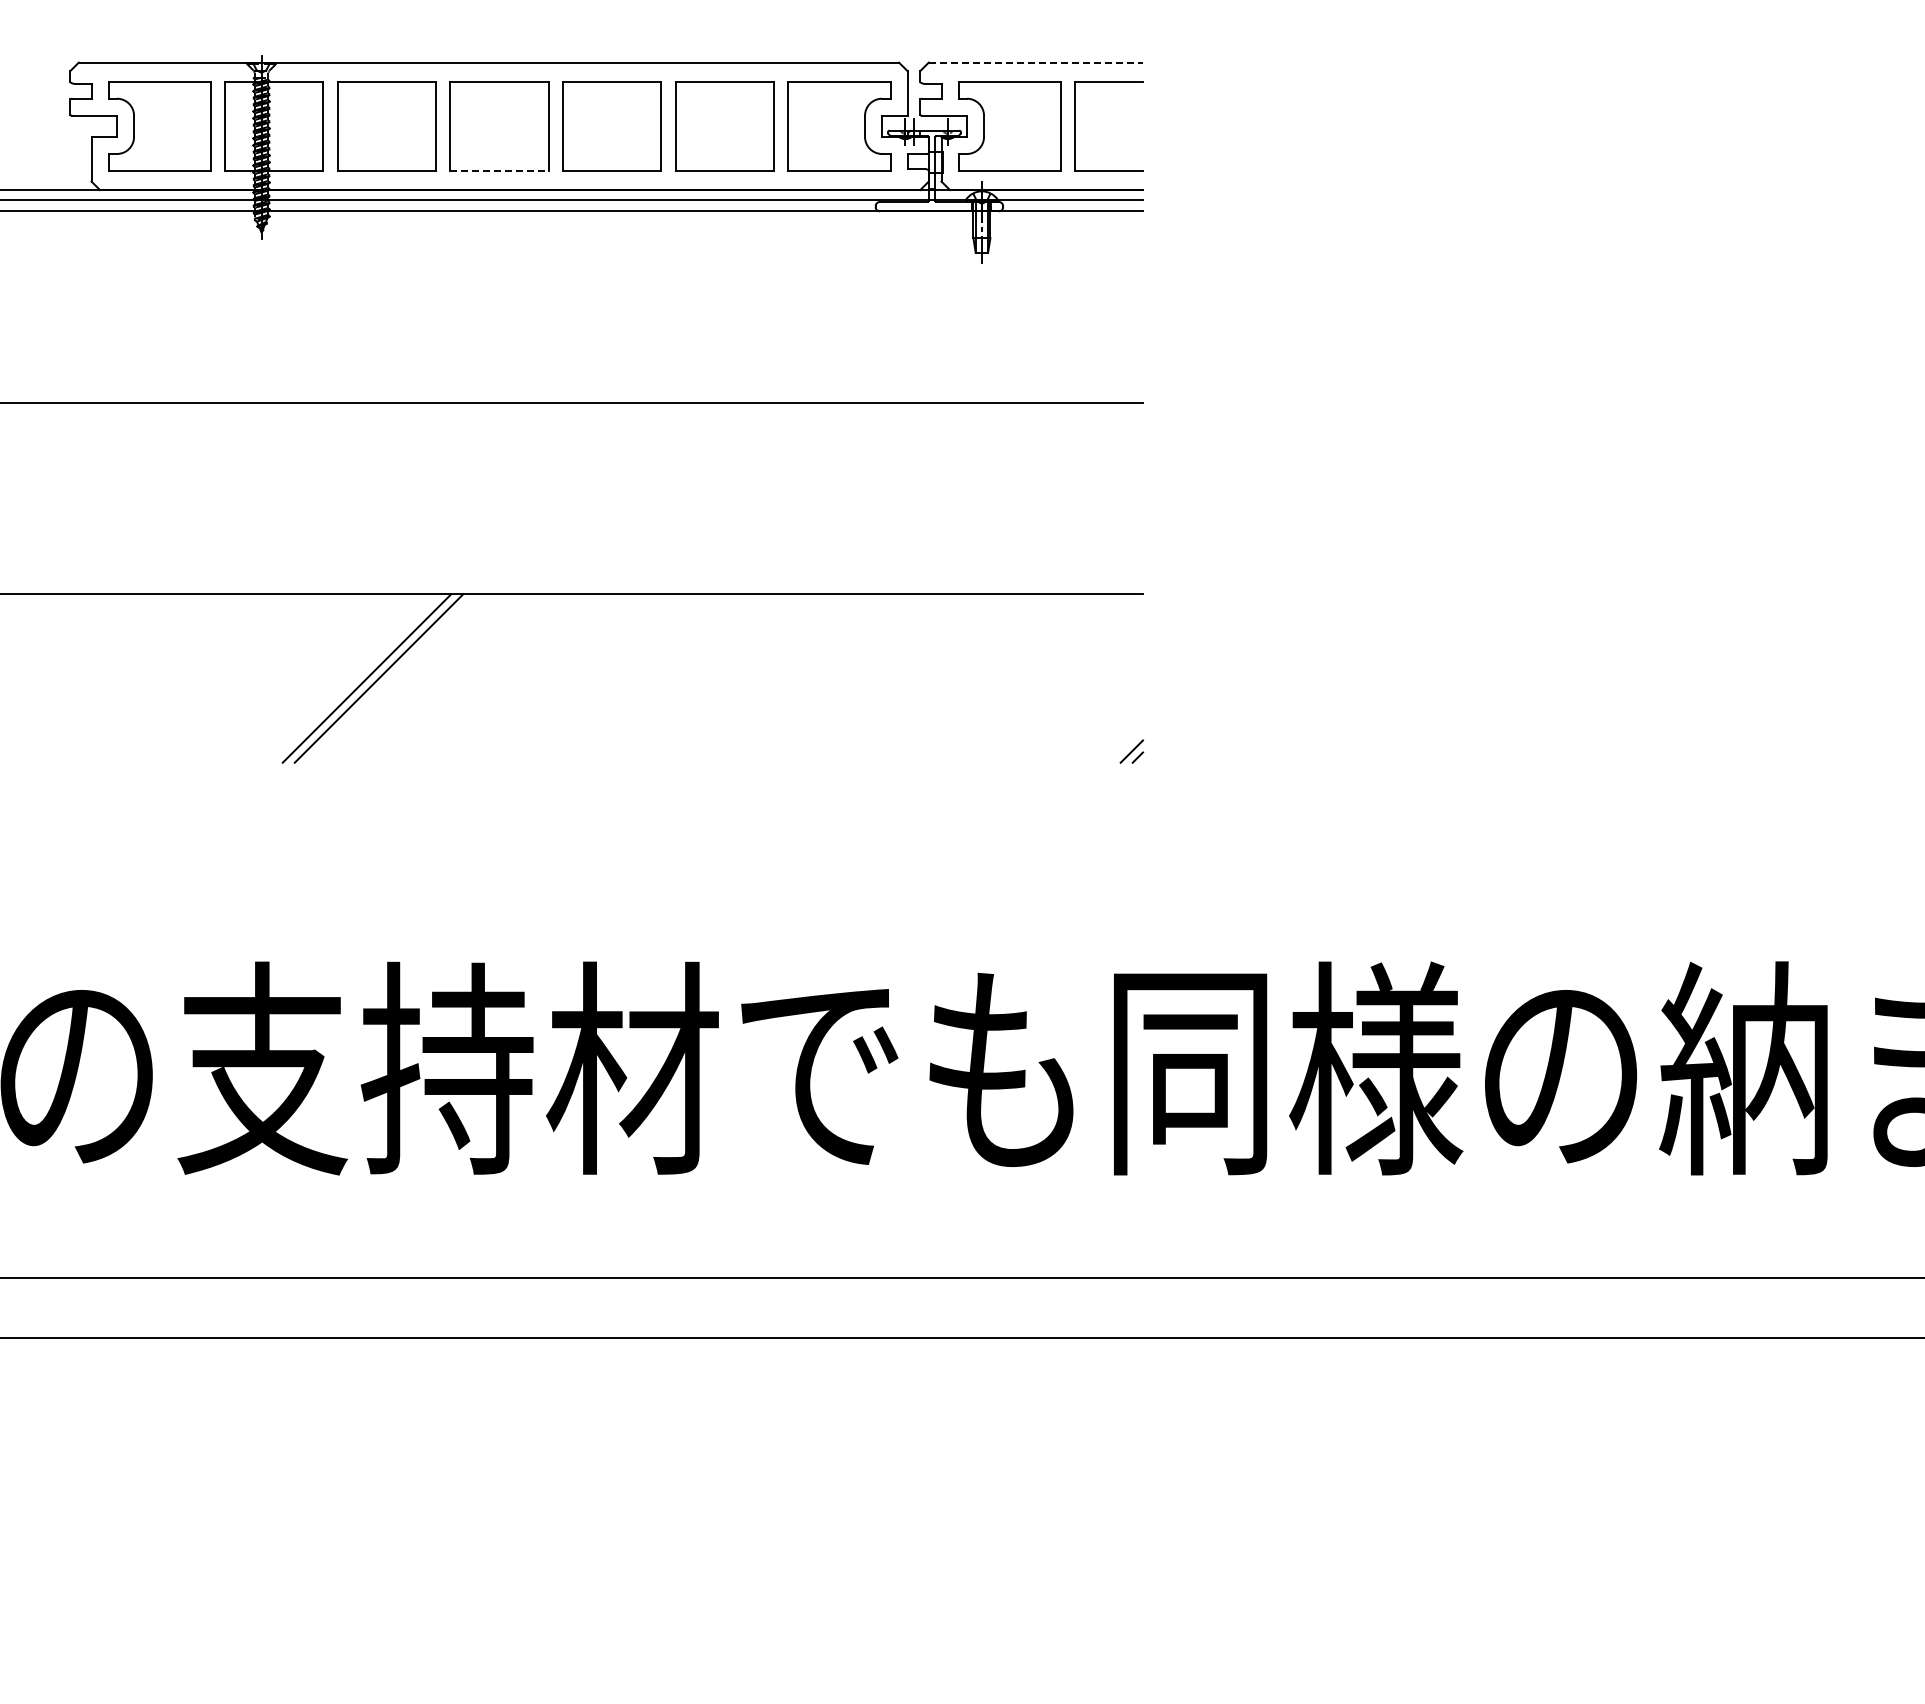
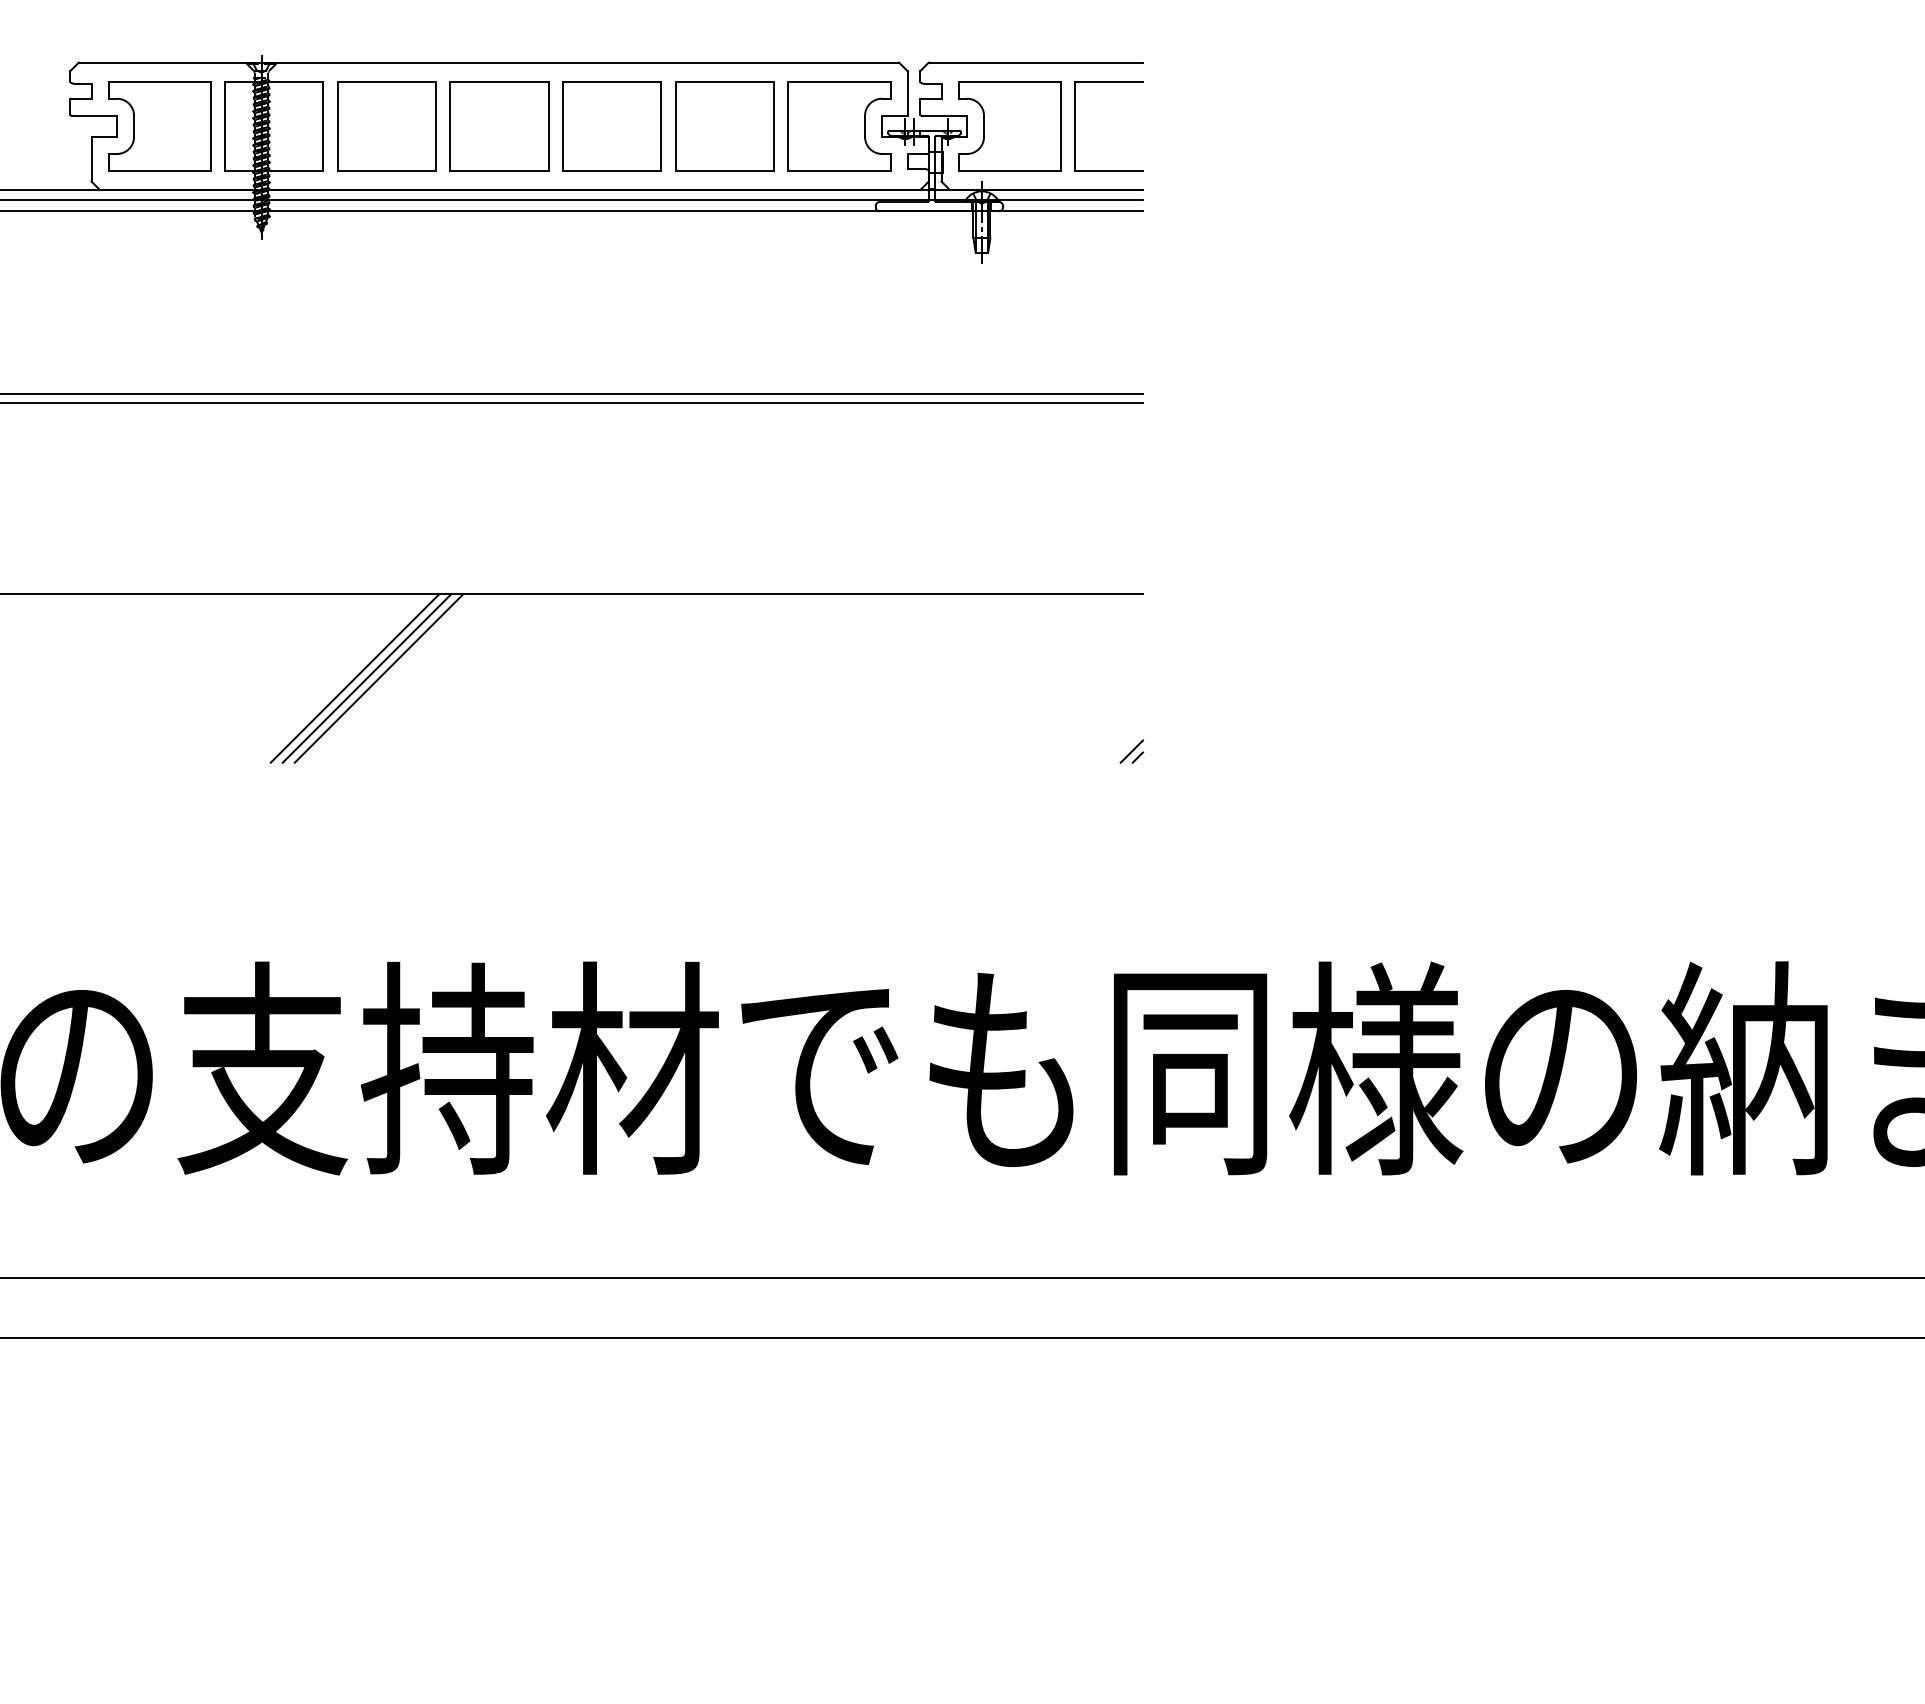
line: dashed -> solid (1036, 62)
line: dashed -> solid (500, 170)
line: none -> present (572, 394)
line: none -> present (354, 678)
